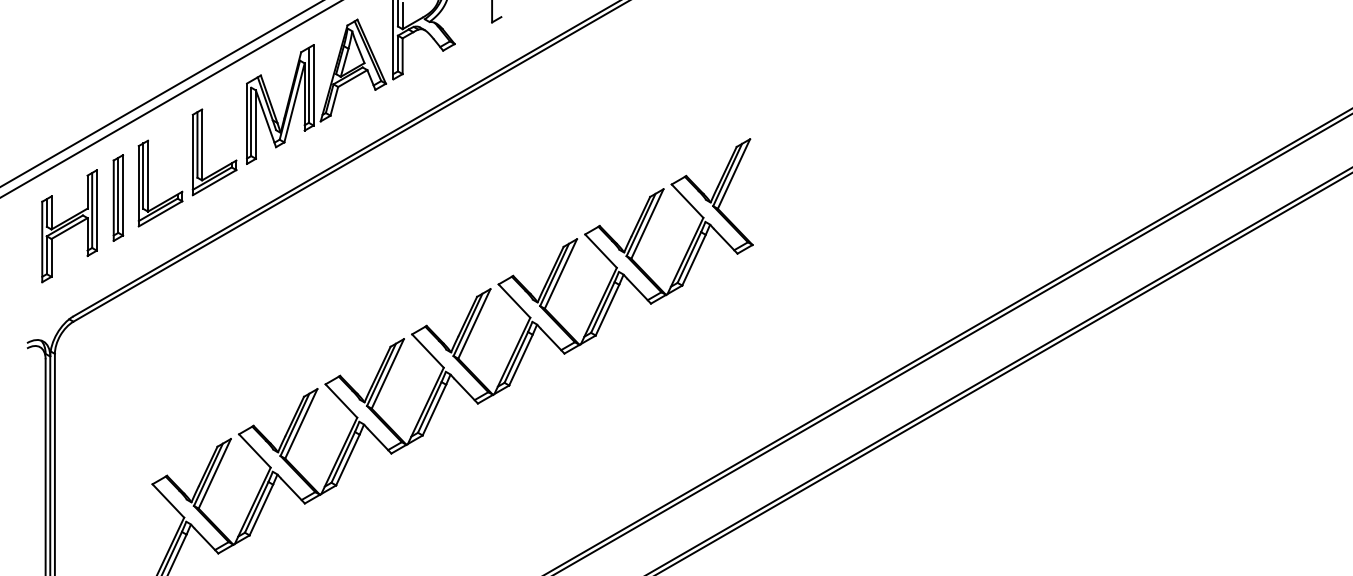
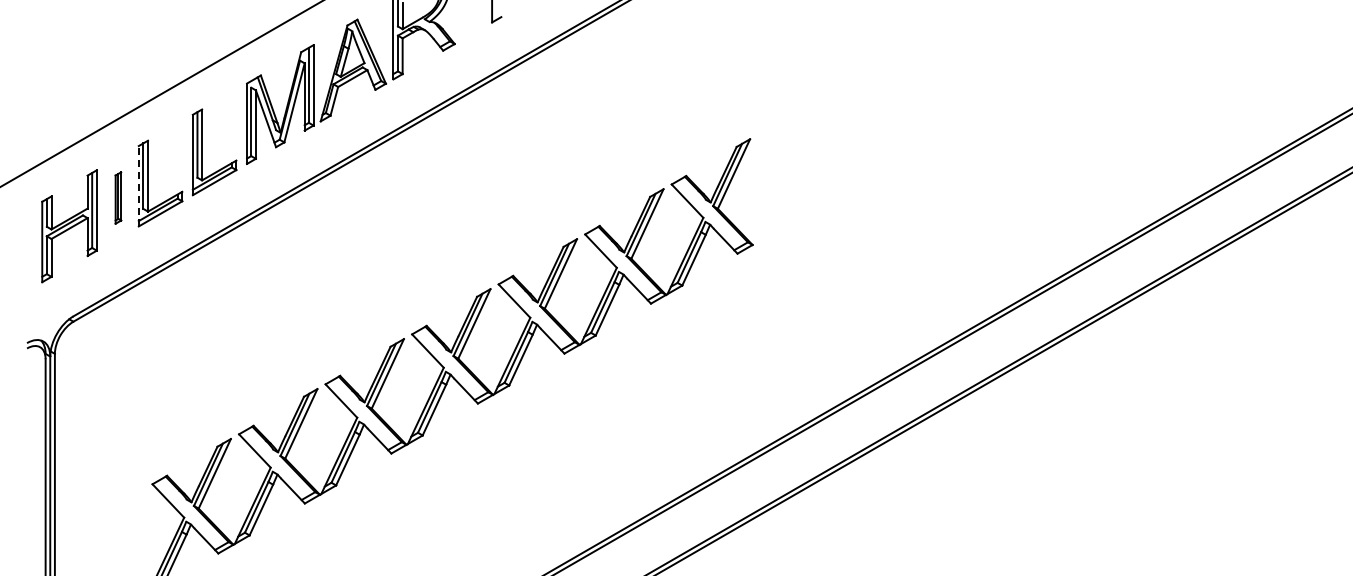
line: present -> none (170, 99)
line: solid -> dashed (138, 185)
part size: 13x88 px -> 9x54 px (118, 197)
